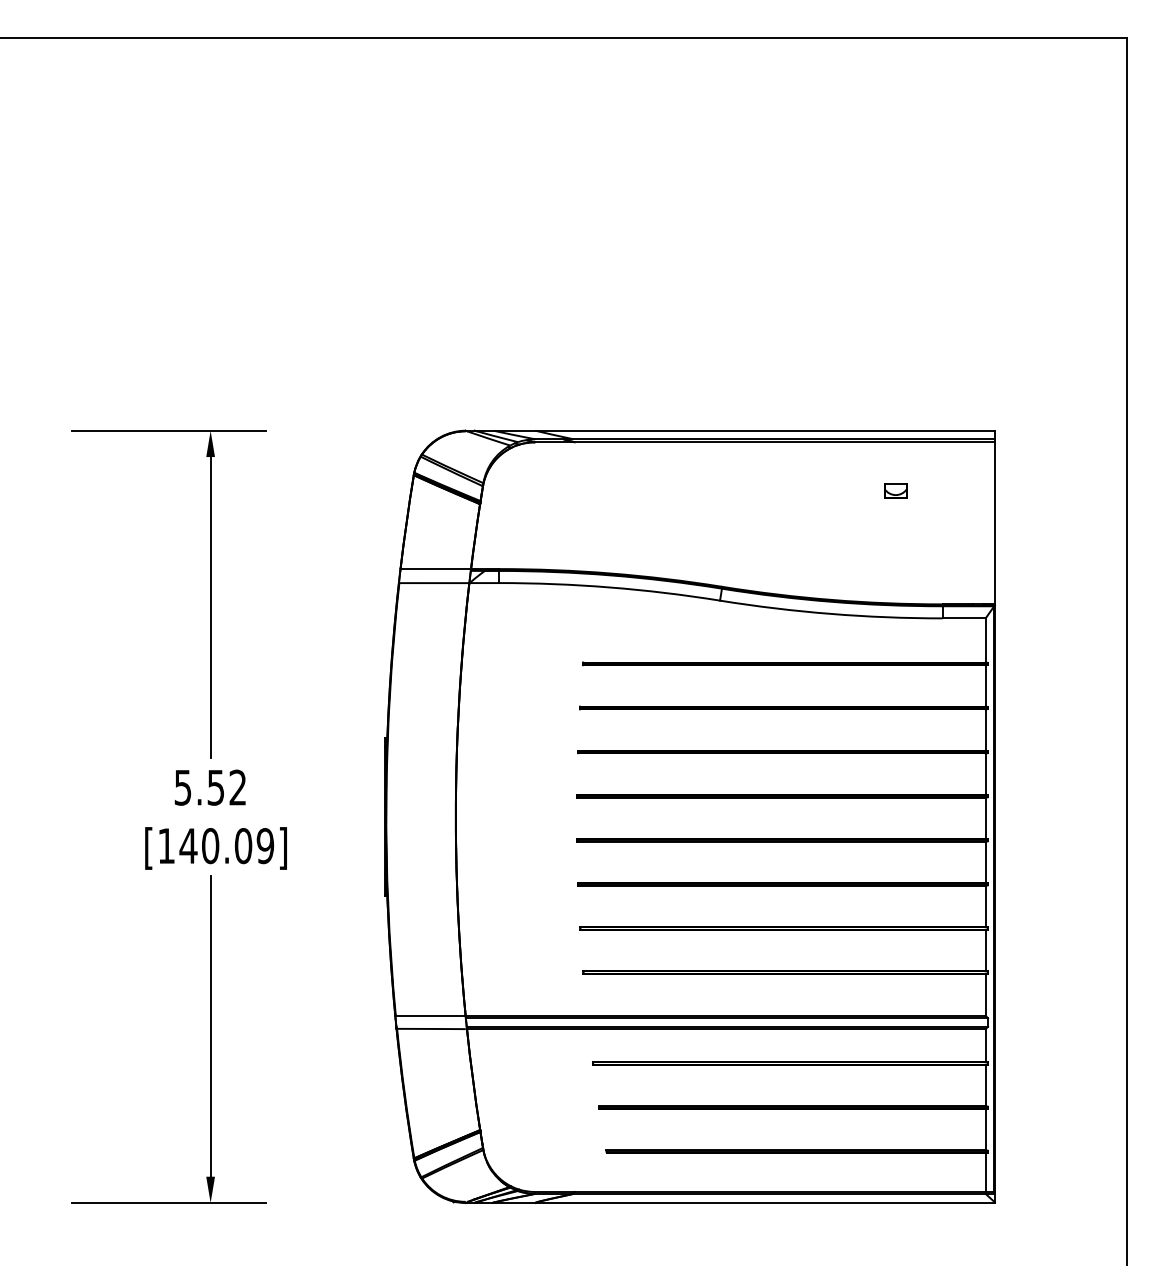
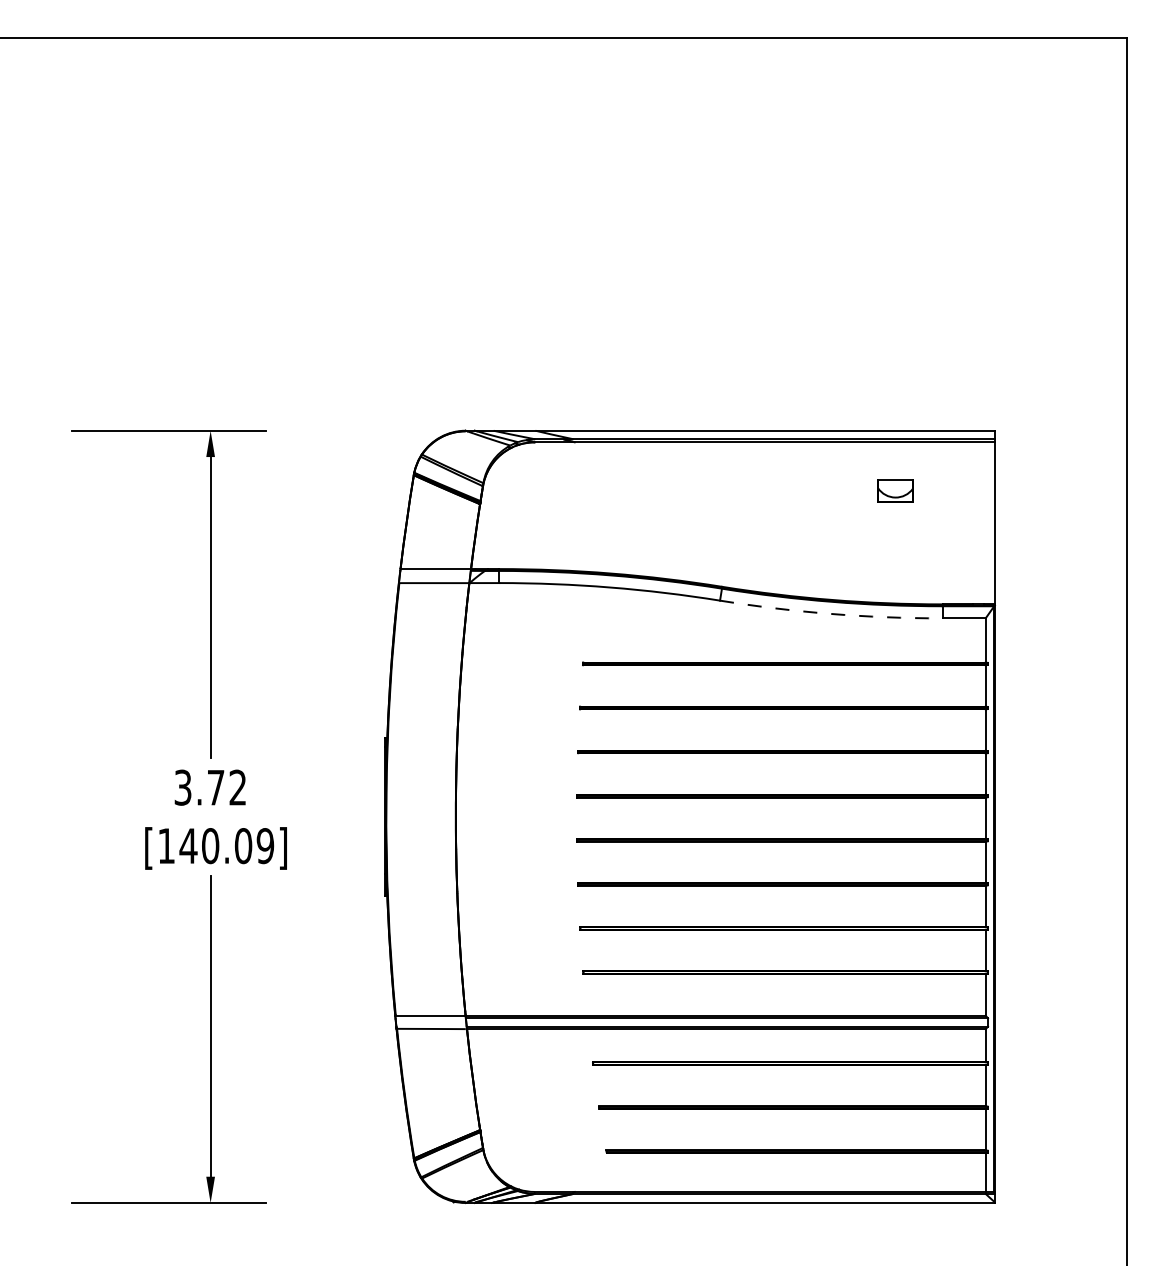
part size: 24x16 px -> 37x24 px (895, 490)
arc: solid -> dashed (830, 613)
text: 5.52 -> 3.72 (199, 787)
